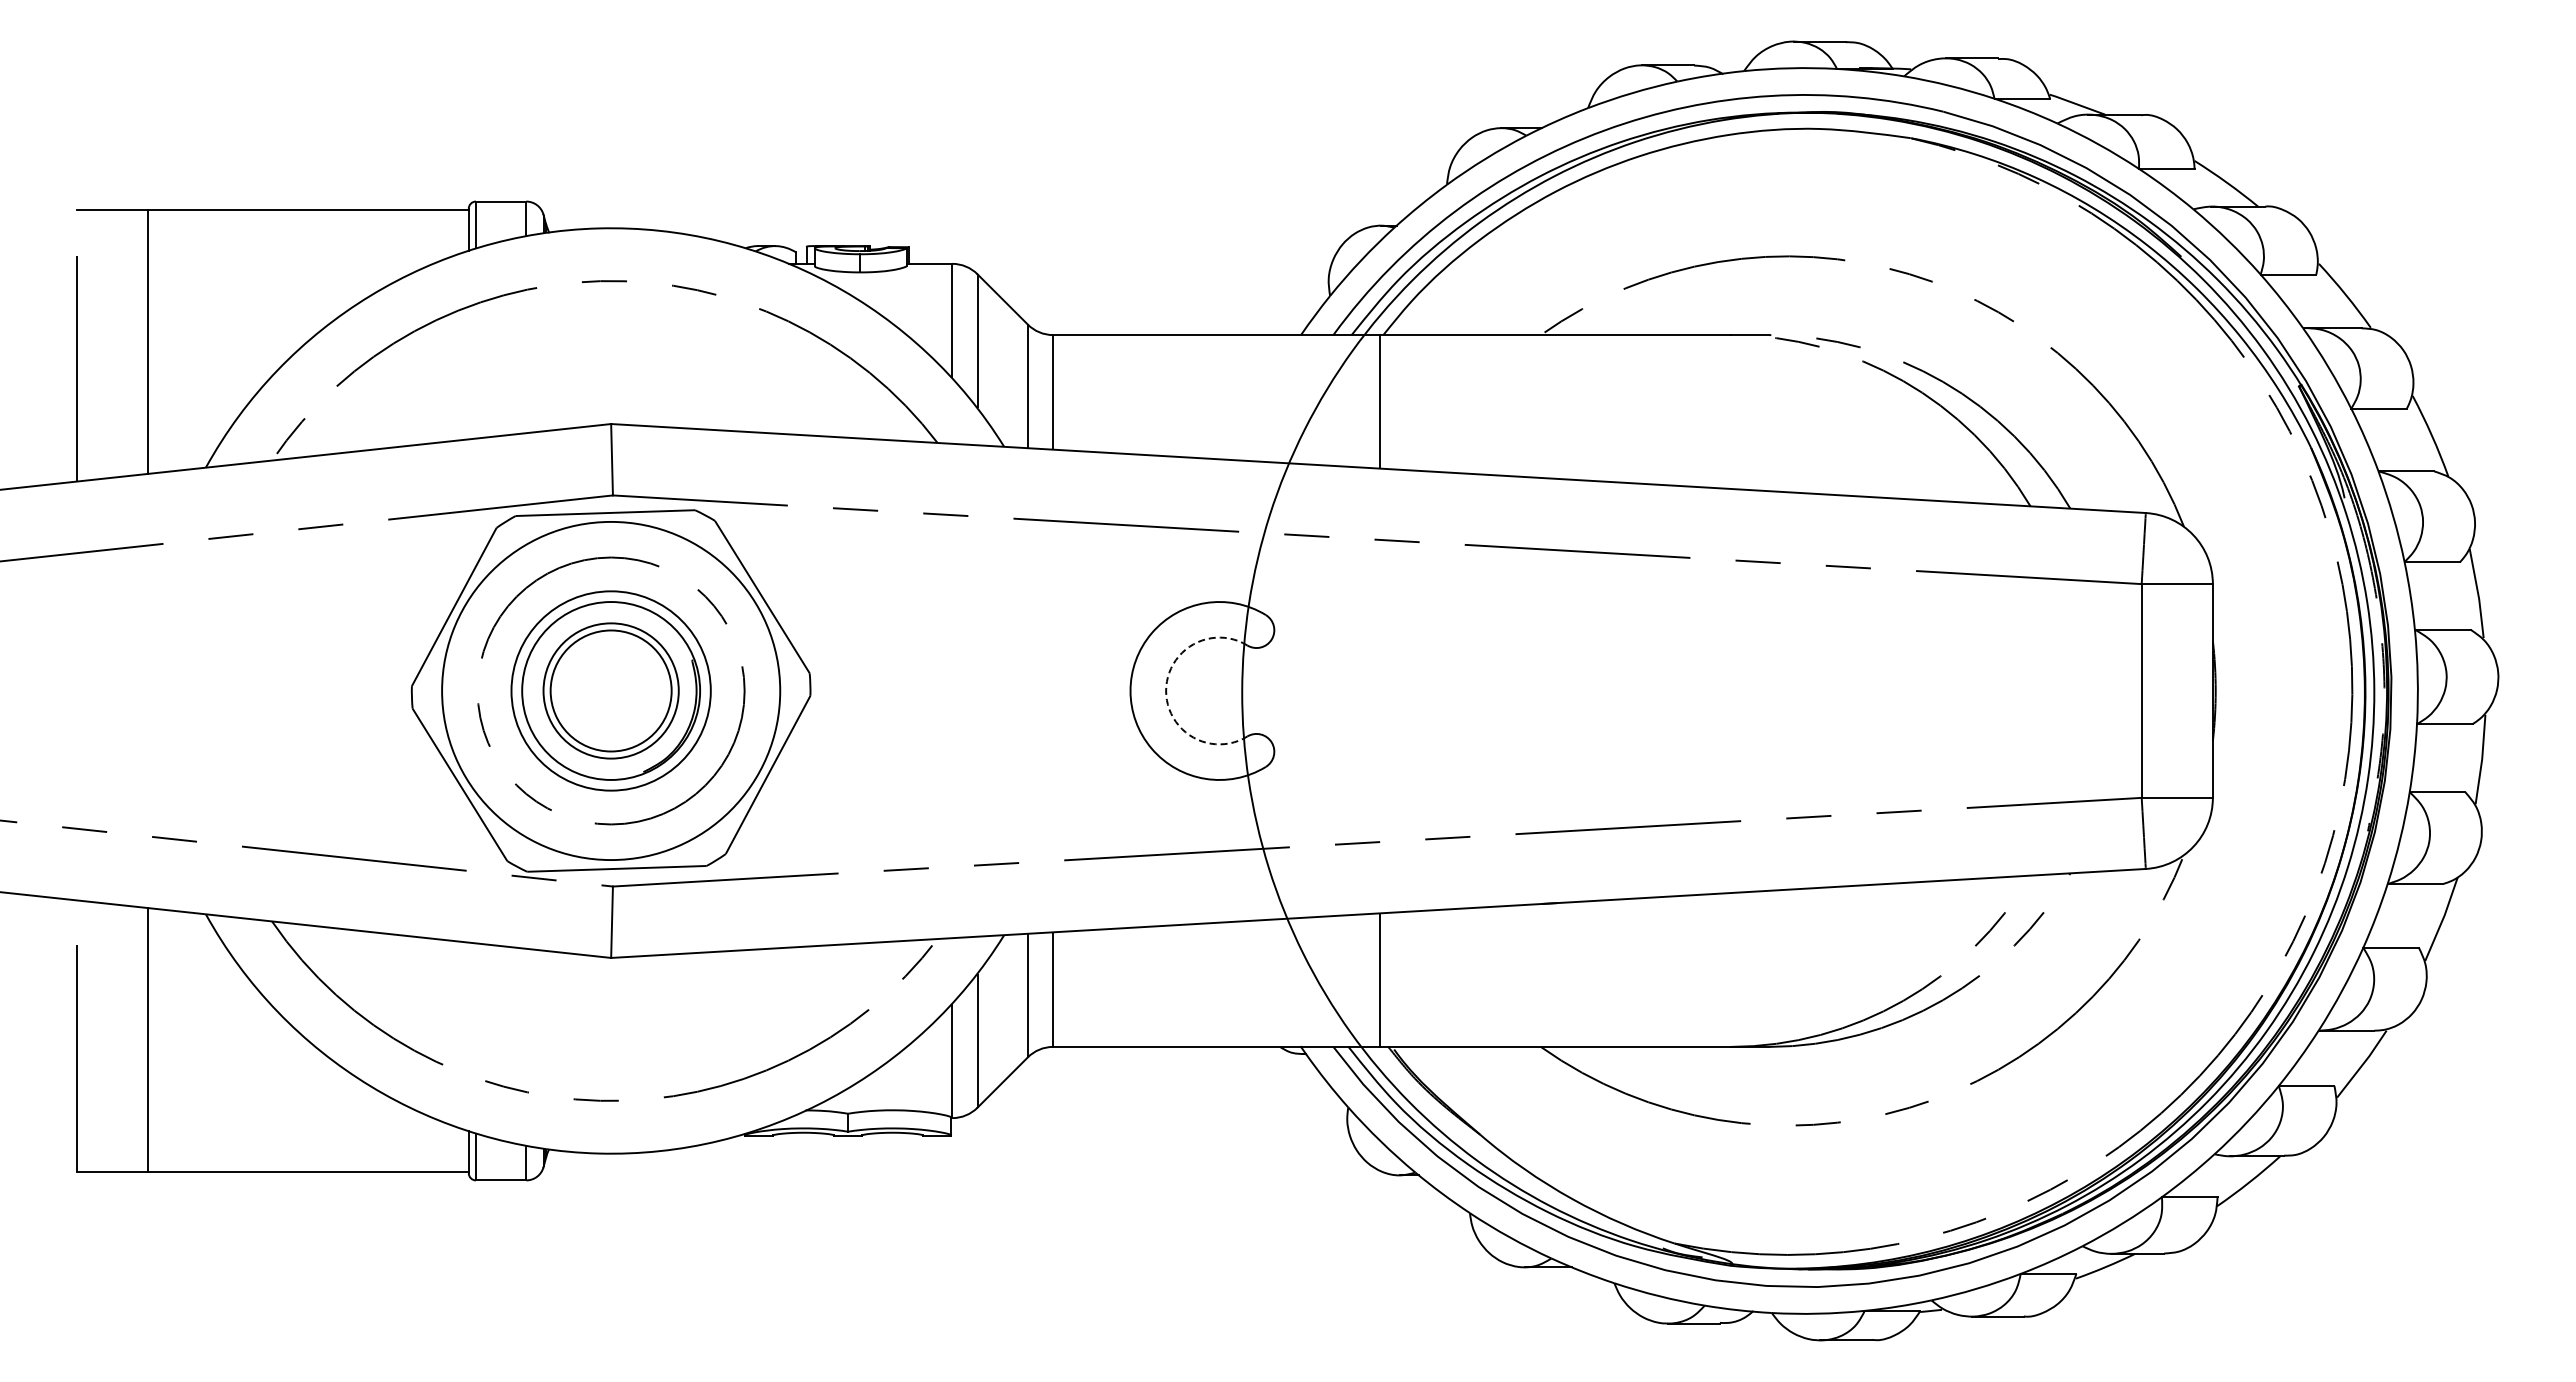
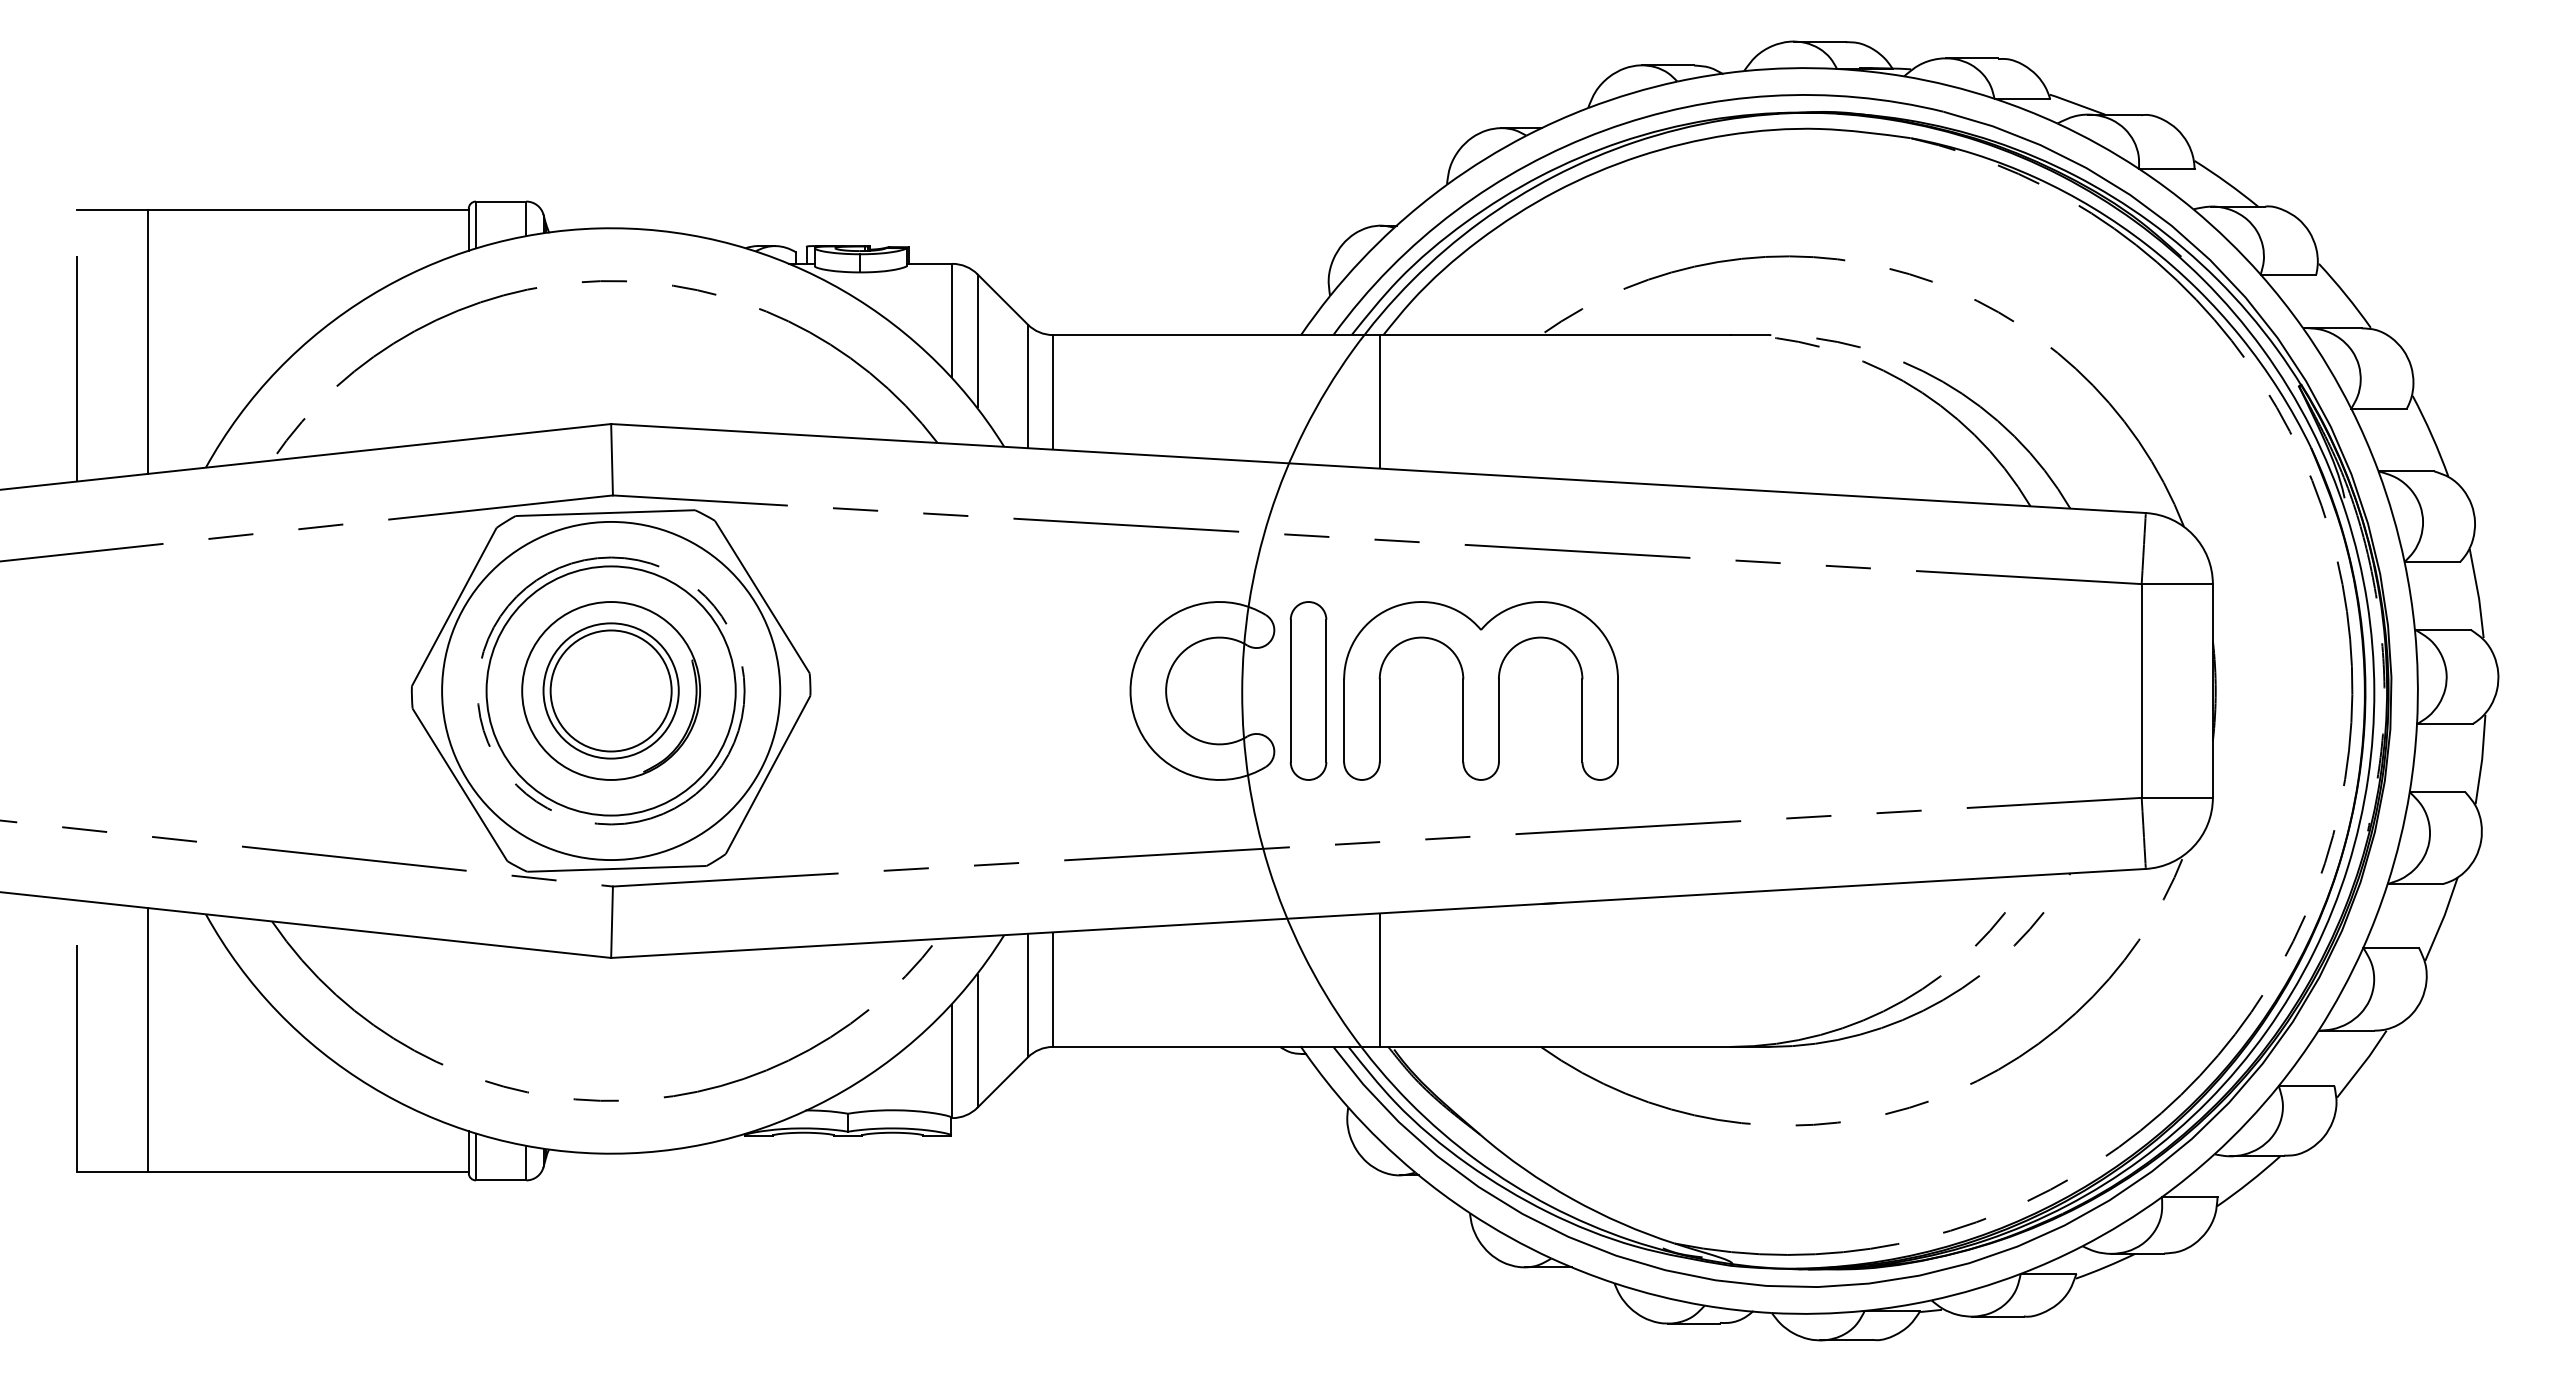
circle diameter: 199 px -> 249 px (610, 690)
arc: dashed -> solid (1166, 690)
part: none -> present (1308, 690)
part: none -> present (1480, 690)
